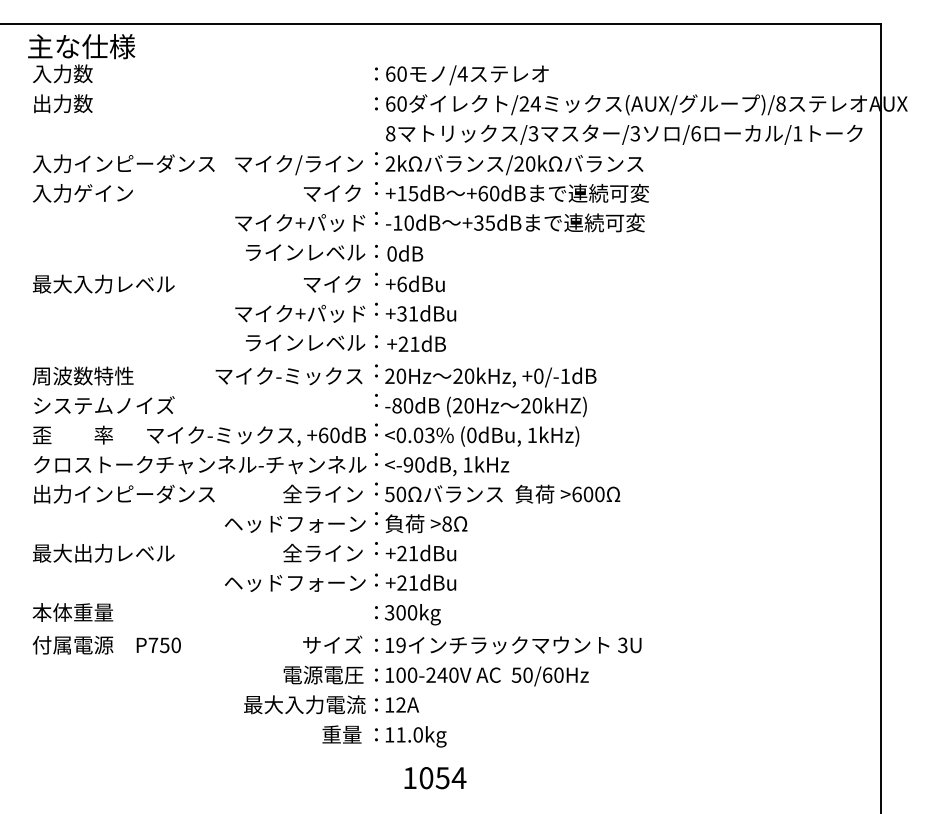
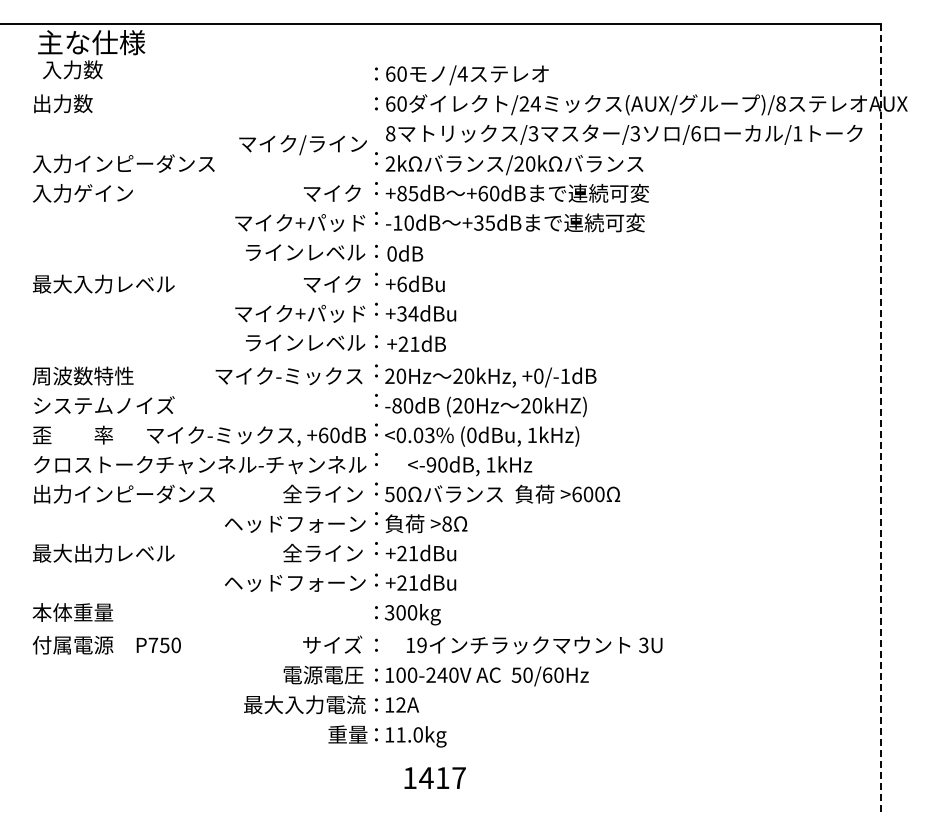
text position: (81, 58) -> (91, 54) (91, 54)
text position: (298, 165) -> (302, 145) (302, 145)
text: +15dB -> +85dB (401, 193)
text: +31dBu -> +34dBu (413, 313)
line: solid -> dashed (880, 419)
text position: (447, 466) -> (470, 466) (470, 466)
text position: (513, 645) -> (534, 645) (534, 645)
text position: (341, 734) -> (347, 734) (347, 734)
text: 1054 -> 1417 (442, 778)
